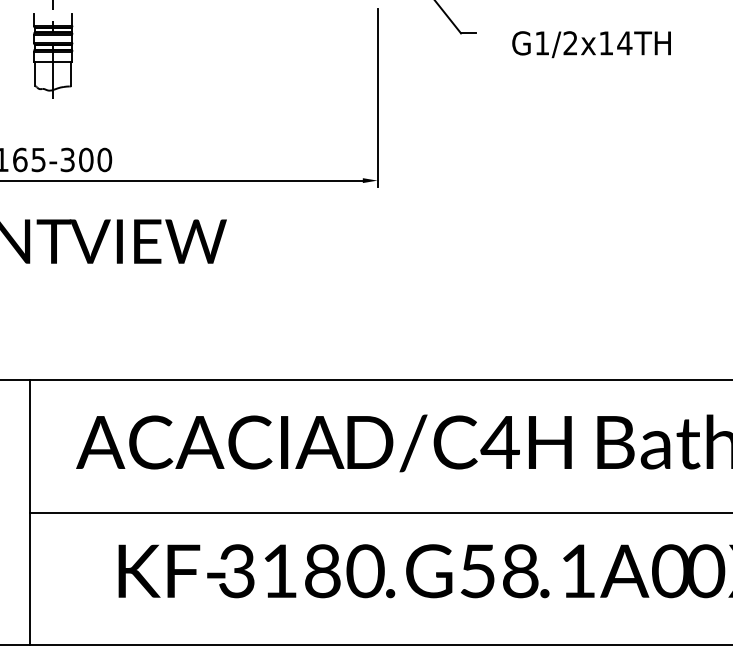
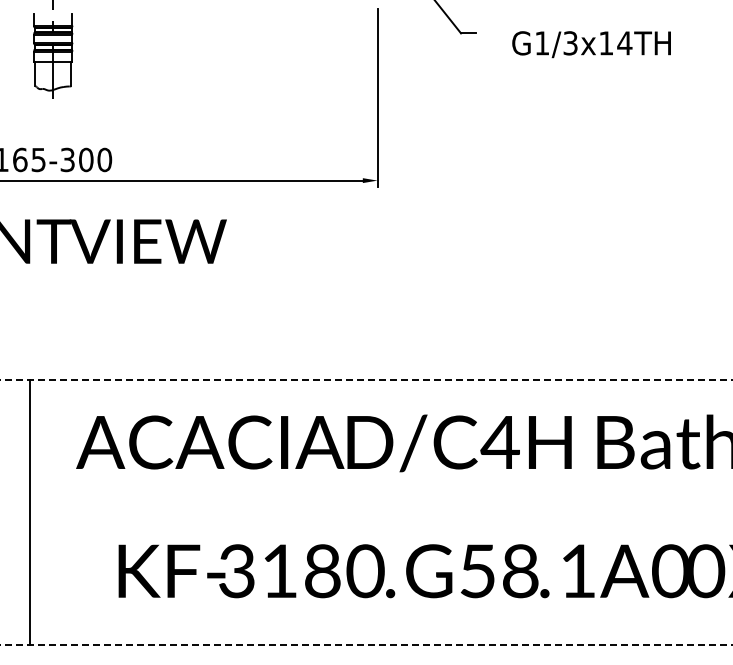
text: G1/2x14TH -> G1/3x14TH (570, 43)
line: solid -> dashed (366, 380)
line: present -> none (379, 512)
line: solid -> dashed (366, 644)
